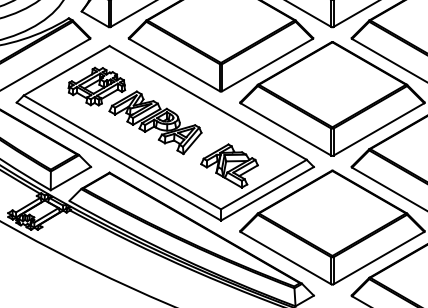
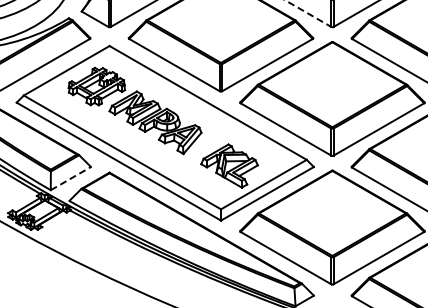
line: solid -> dashed (308, 13)
line: solid -> dashed (71, 178)
